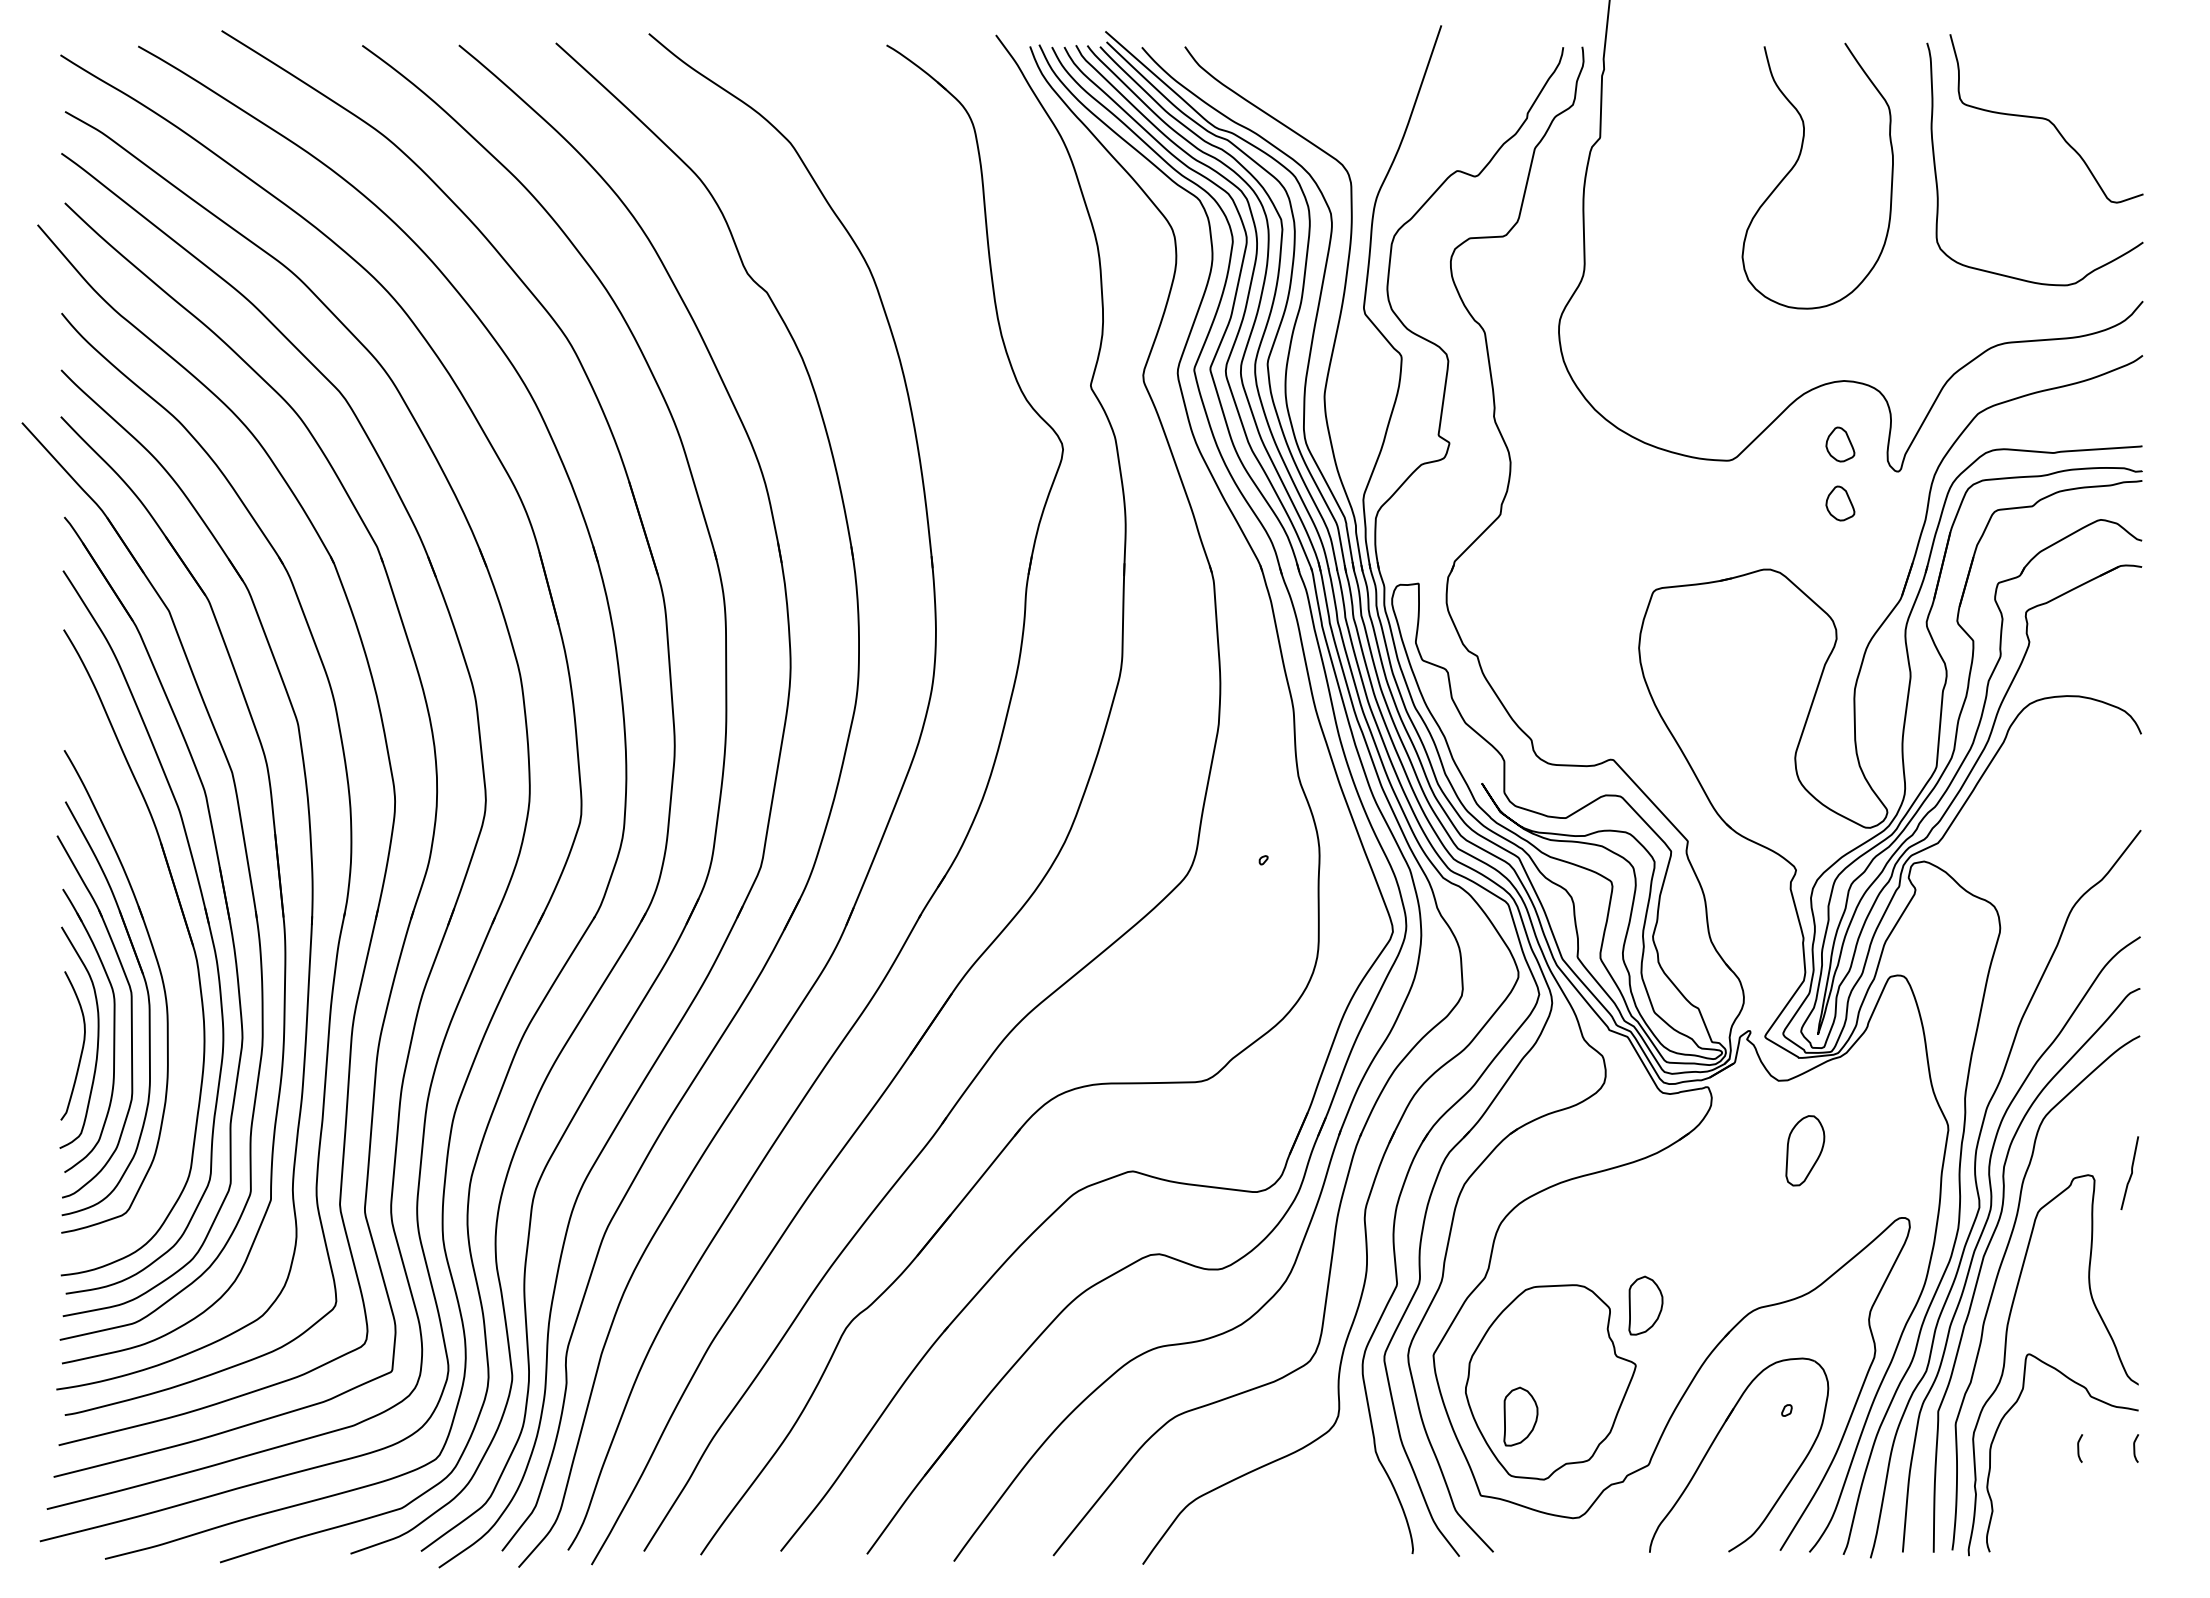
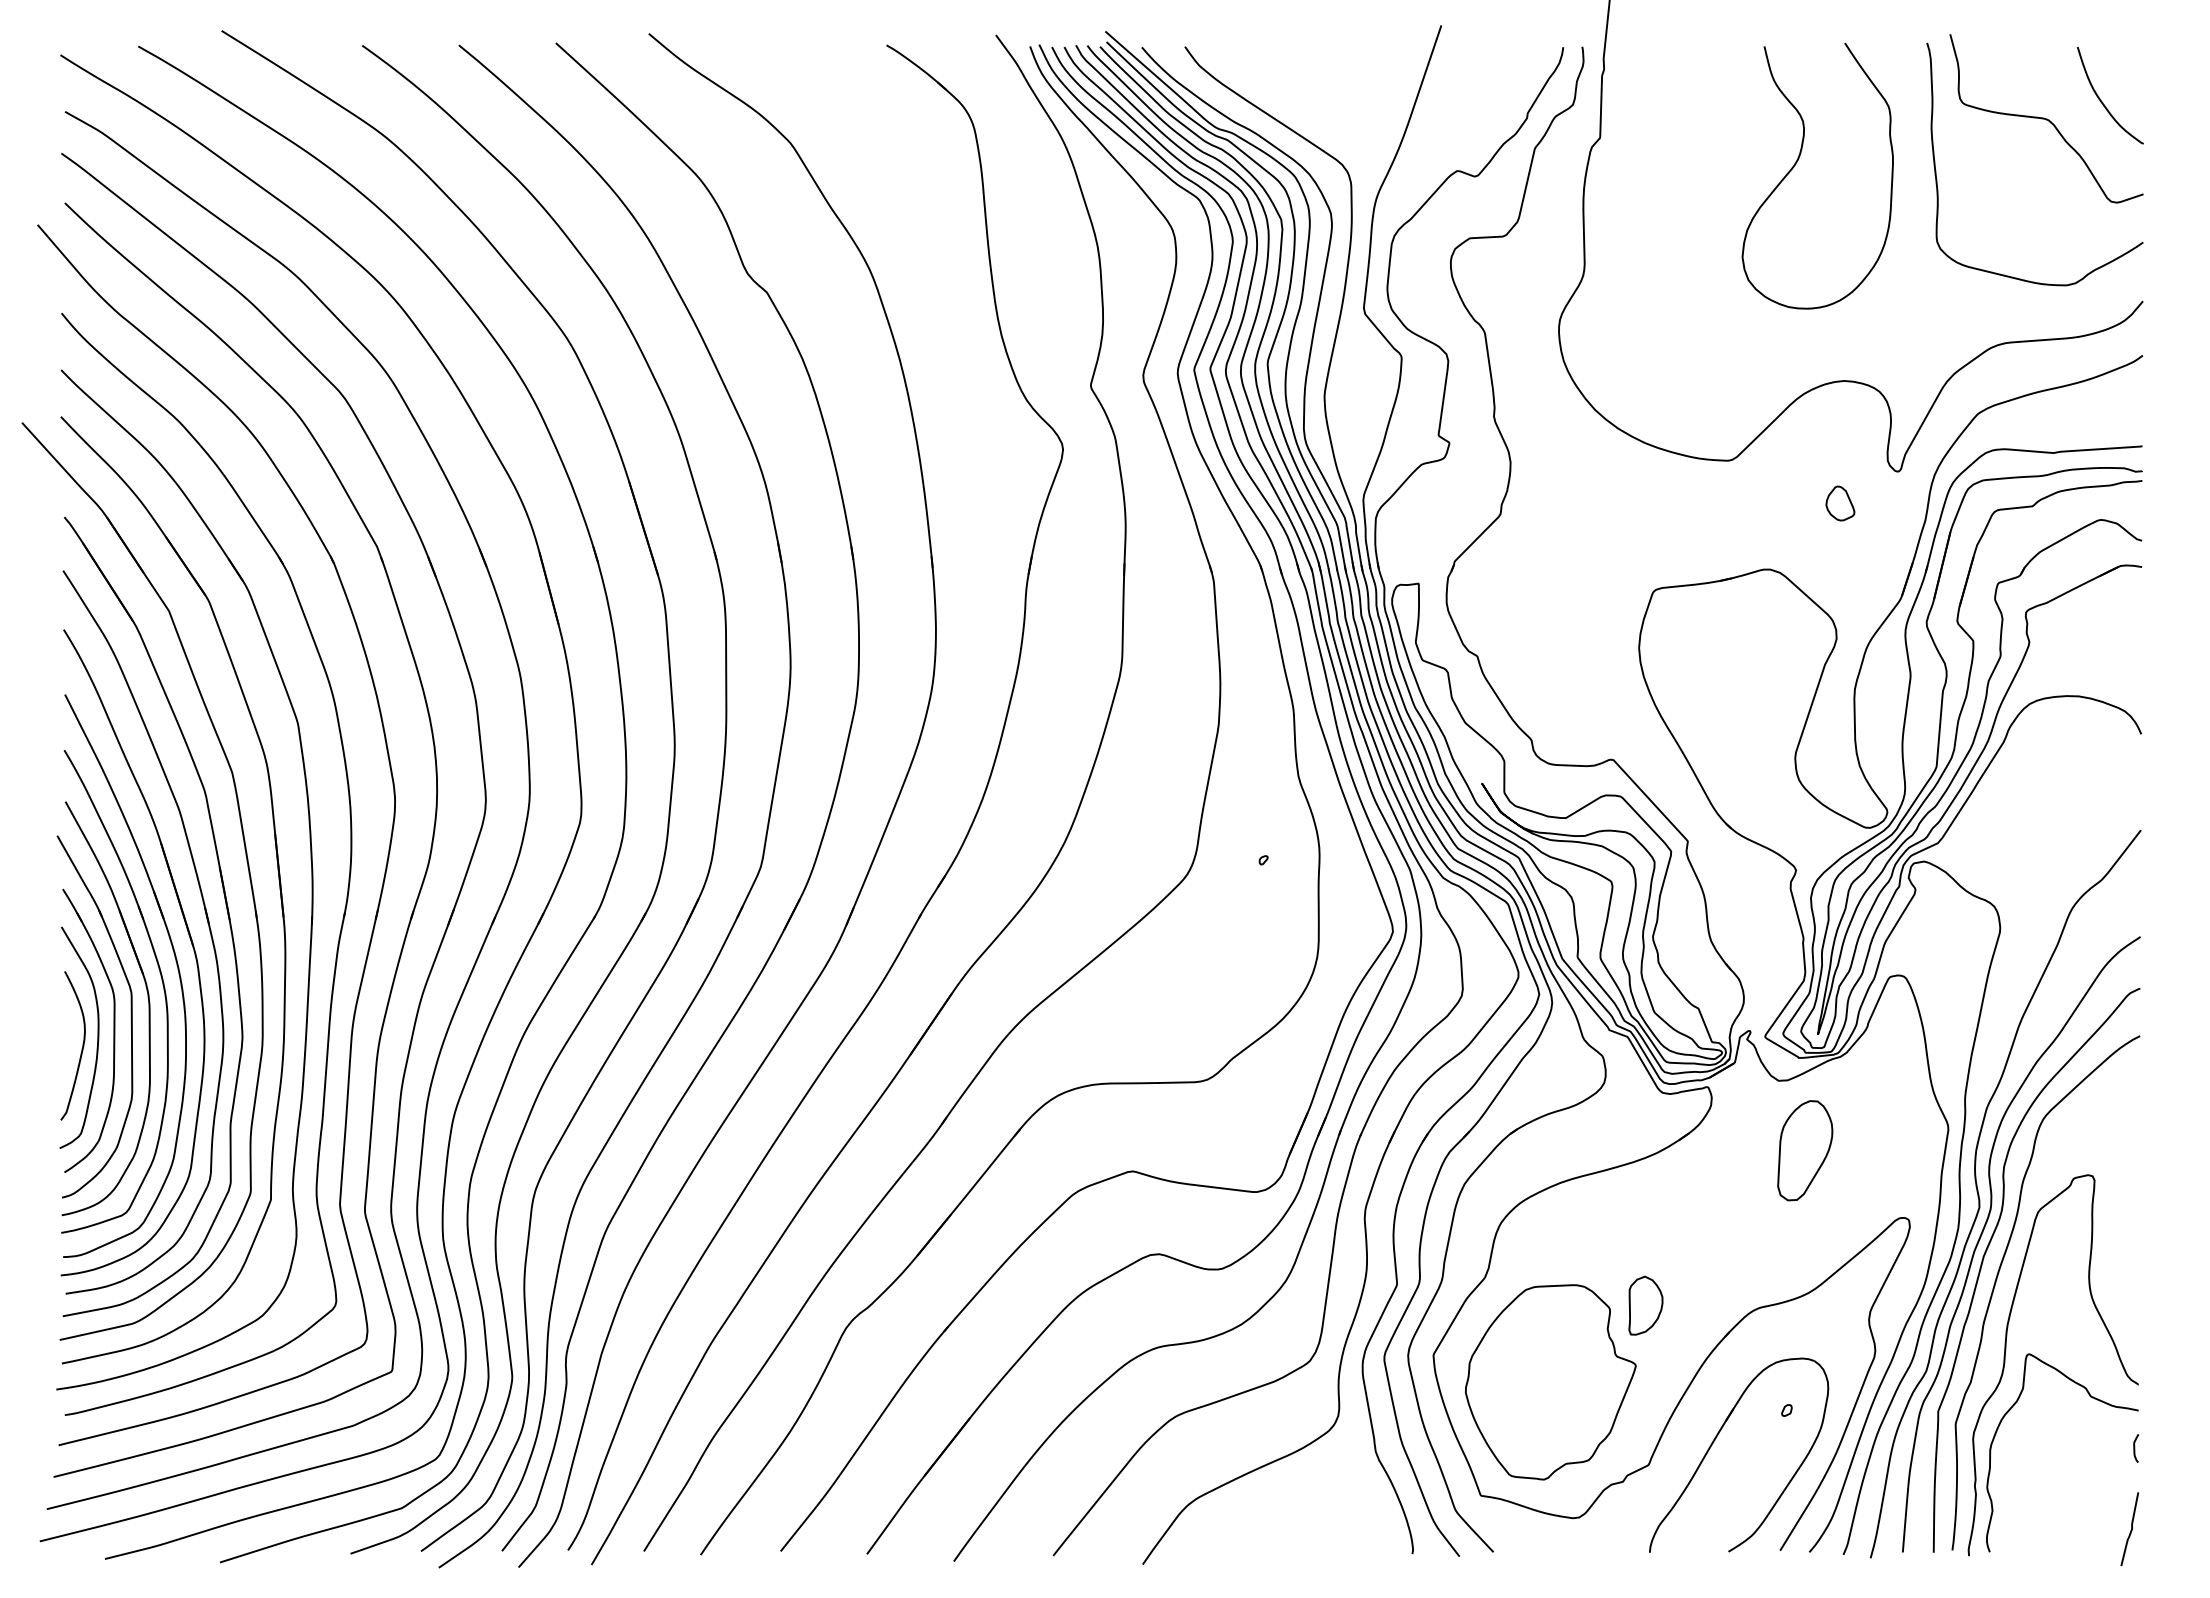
curve: none -> present (2103, 102)
part: present -> none (1840, 444)
part: none -> present (175, 961)
part size: 41x72 px -> 57x102 px (1805, 1150)
curve position: (2130, 1174) -> (2130, 1530) (2130, 1530)
part: present -> none (1520, 1416)
curve: present -> none (2079, 1448)
